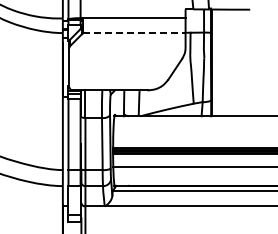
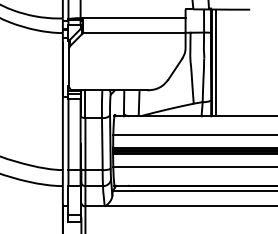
line: dashed -> solid (134, 33)
line: none -> present (216, 62)
line: none -> present (193, 134)
